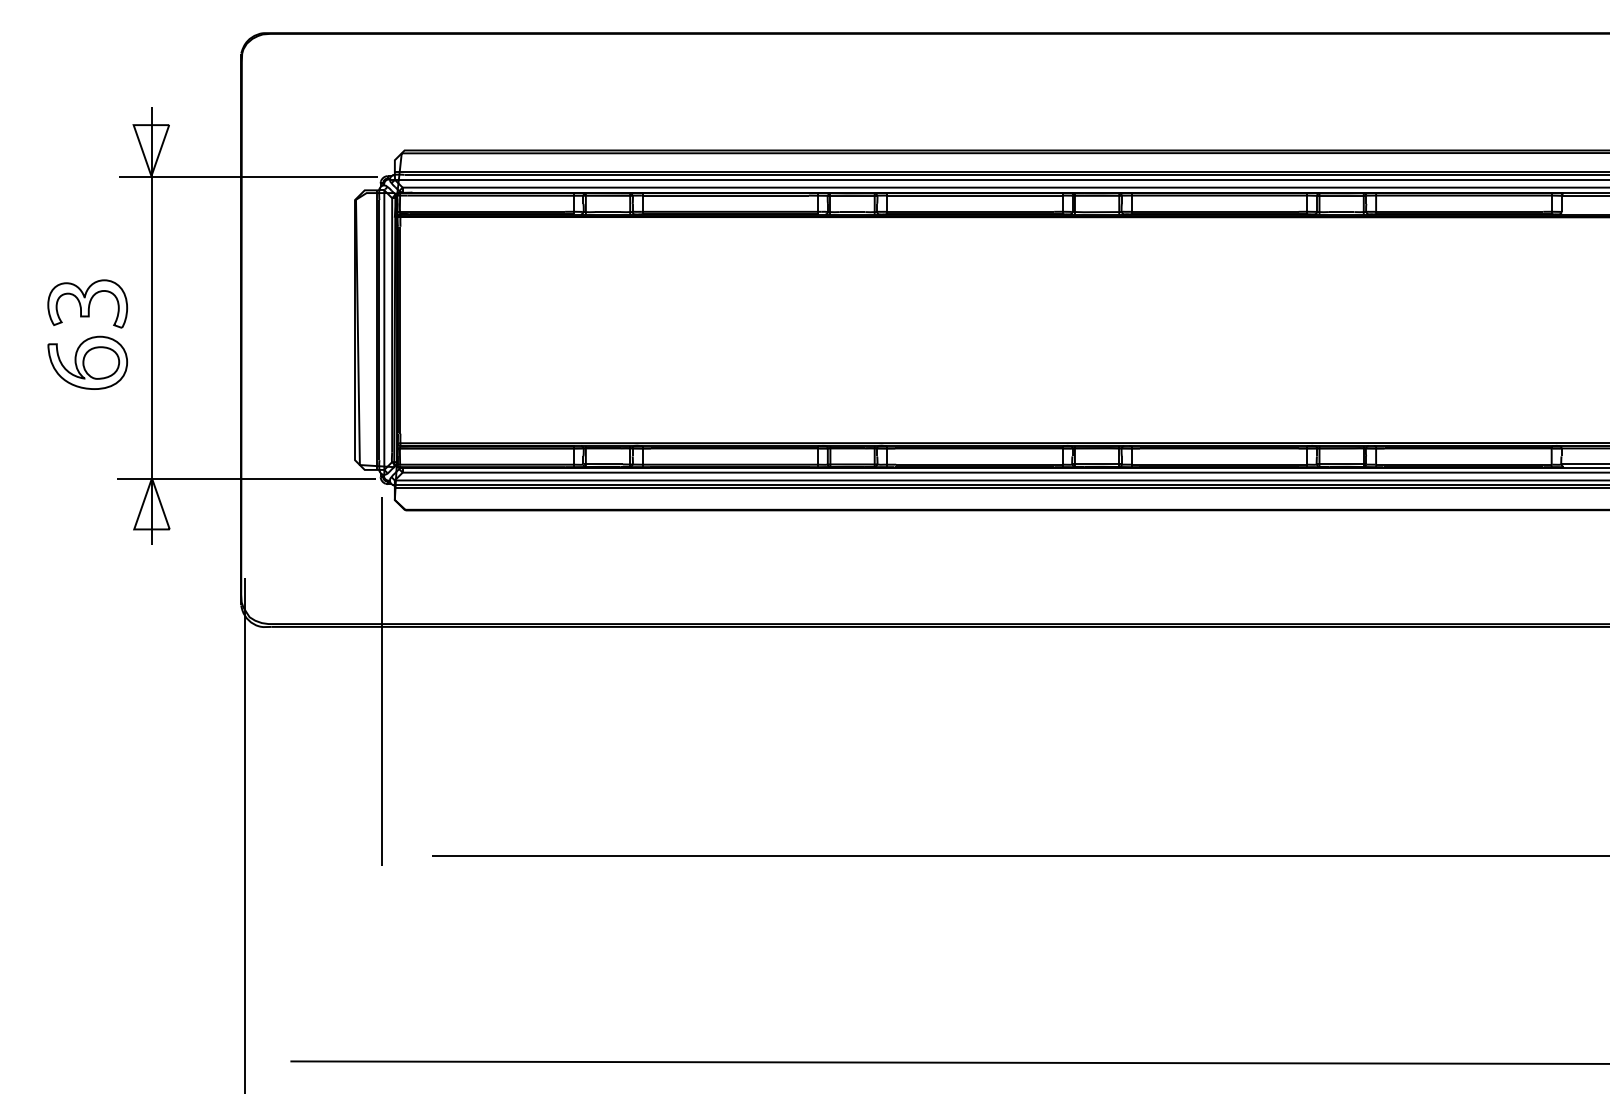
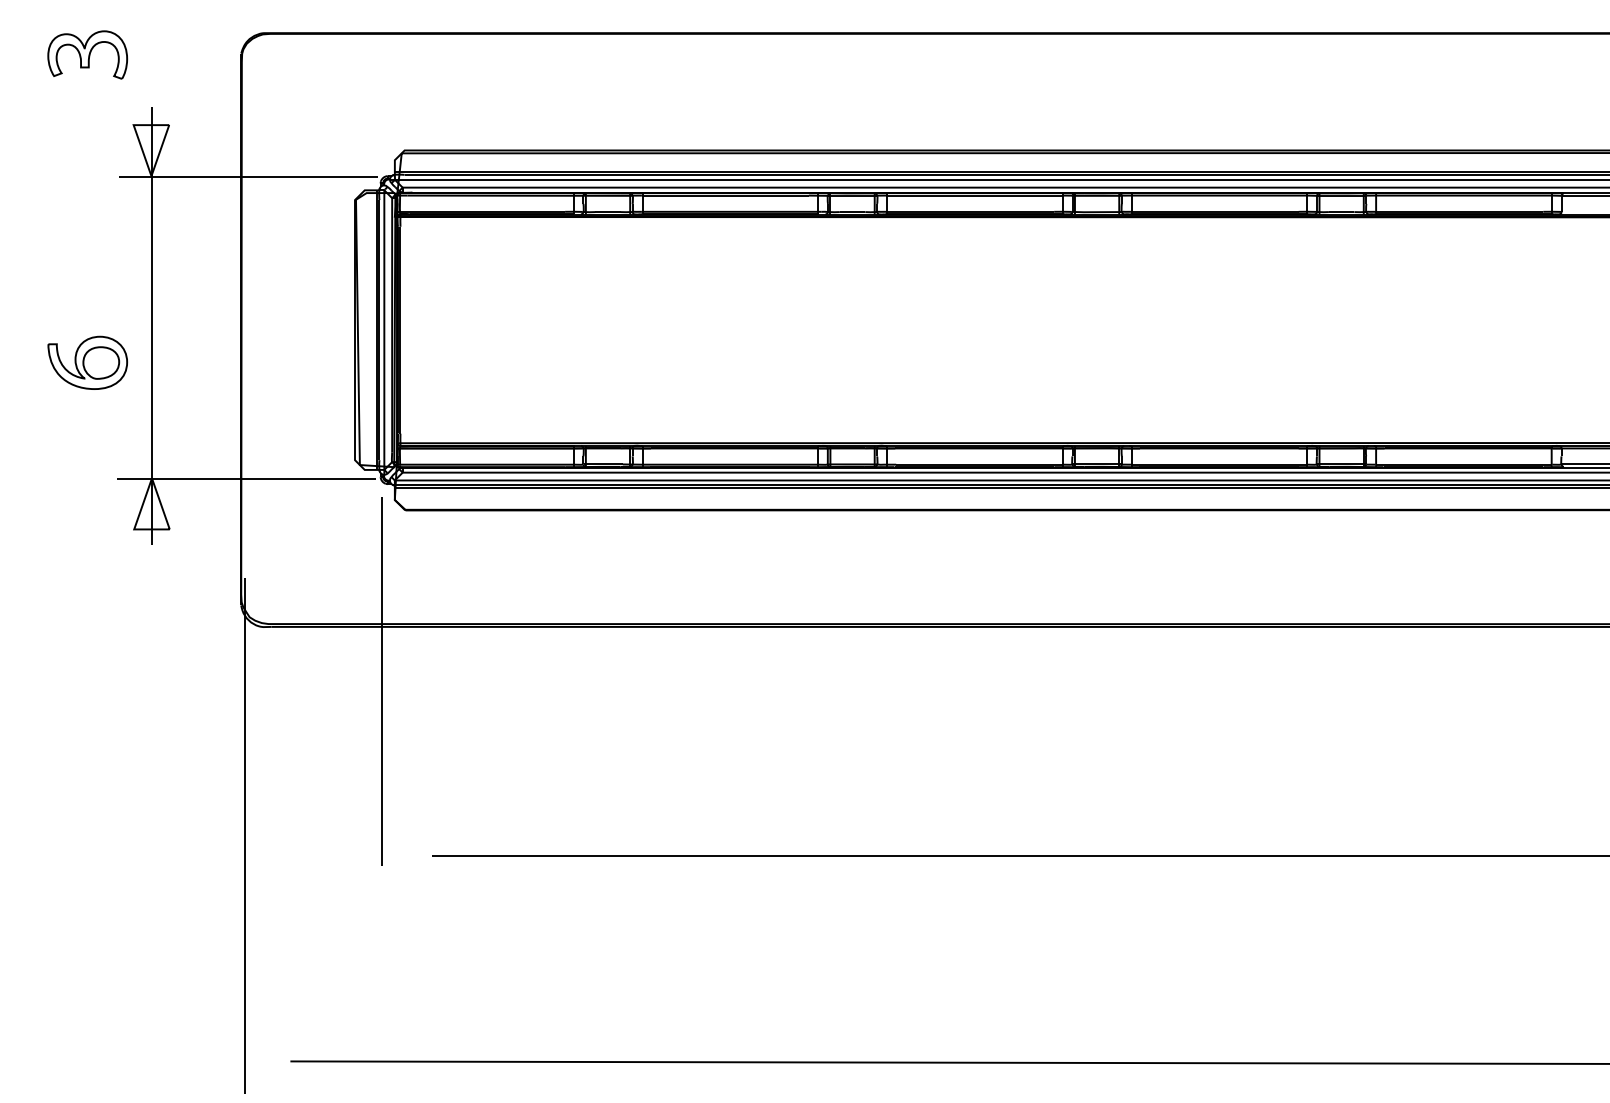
part position: (87, 303) -> (87, 54) (87, 54)
